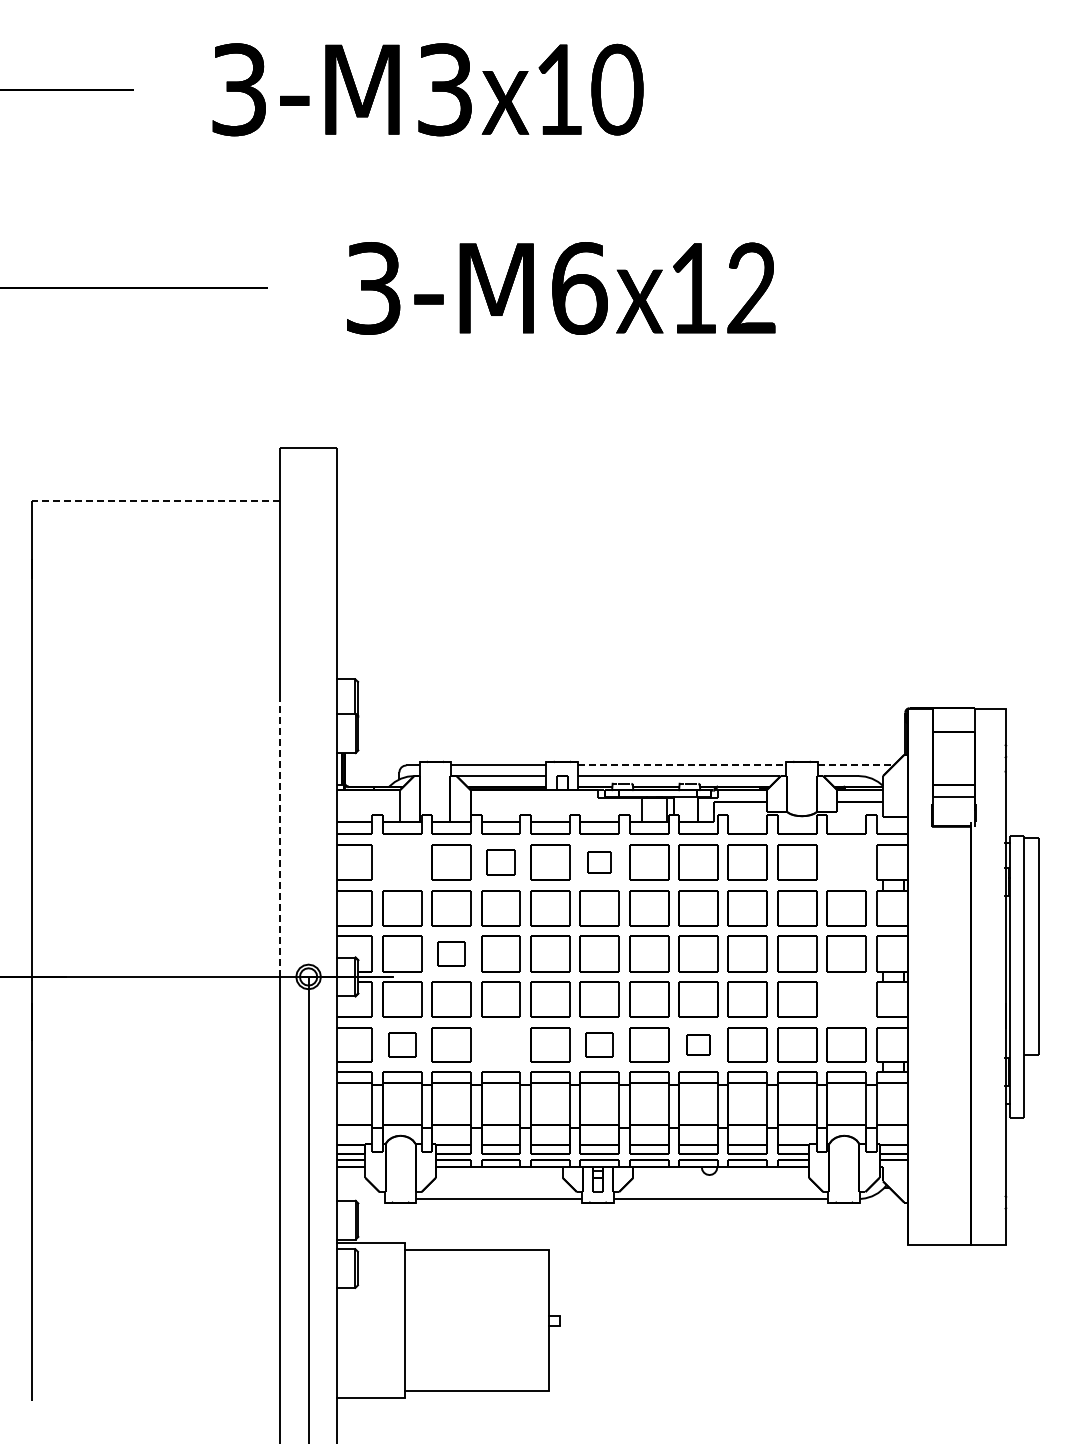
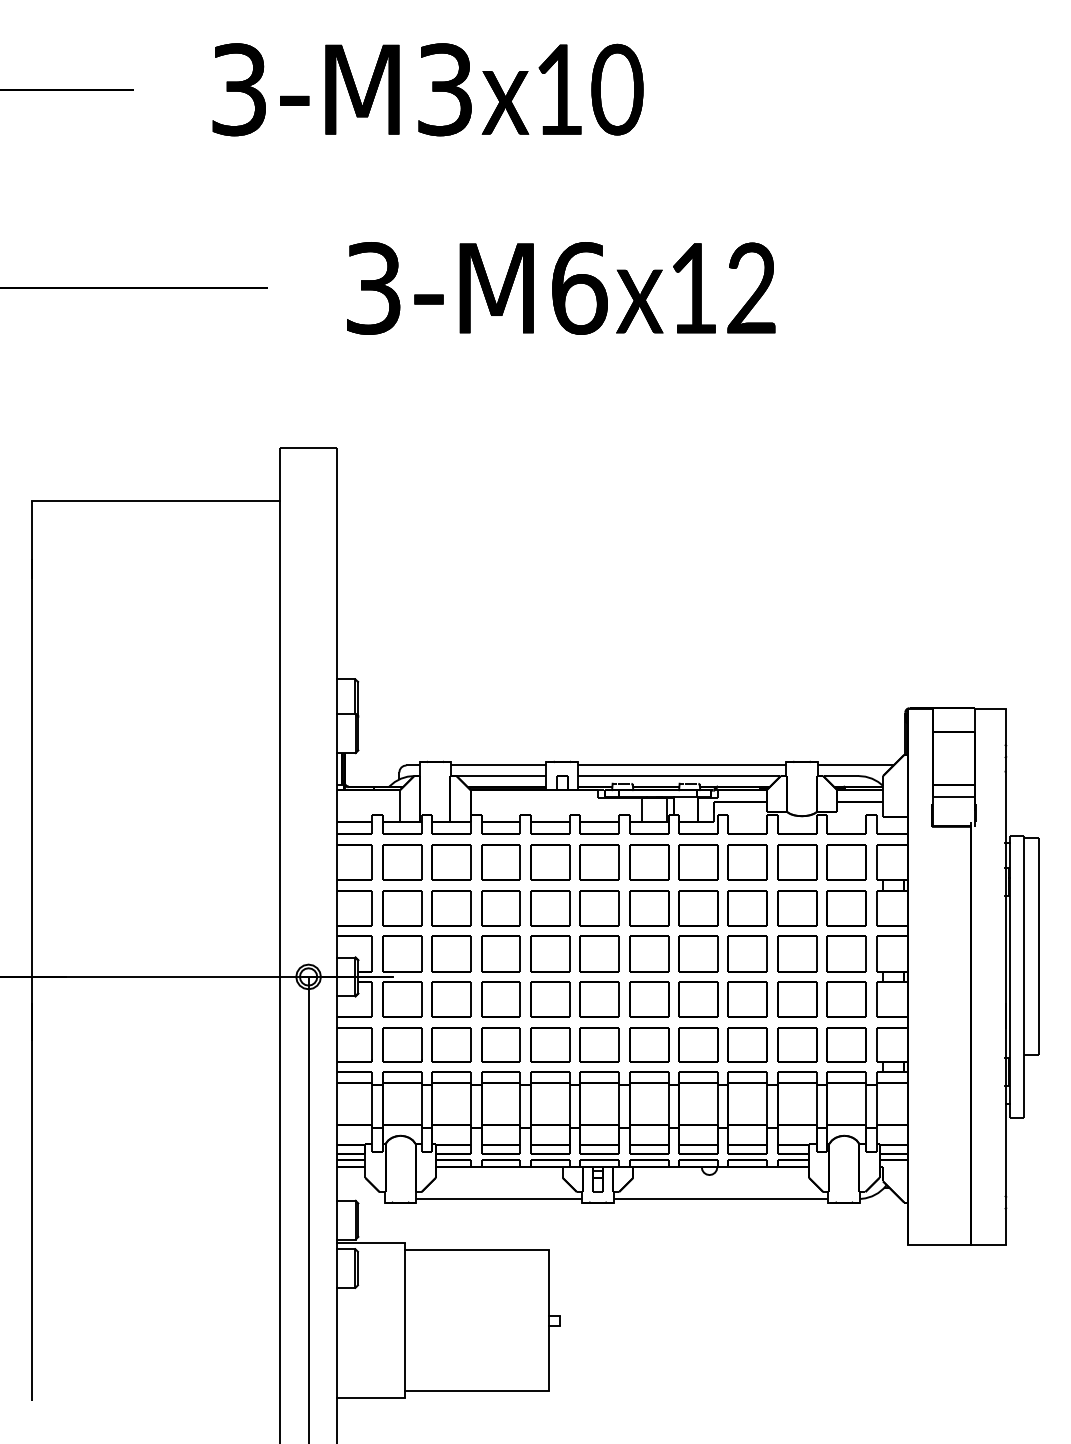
line: dashed -> solid (155, 501)
line: dashed -> solid (682, 765)
line: dashed -> solid (855, 765)
line: dashed -> solid (280, 837)
part: none -> present (402, 862)
part size: 30x27 px -> 40x37 px (500, 862)
part size: 25x23 px -> 41x37 px (599, 862)
part: none -> present (846, 862)
part size: 29x26 px -> 41x38 px (451, 953)
part: none -> present (846, 999)
part size: 29x26 px -> 41x36 px (402, 1044)
part: none -> present (500, 1044)
part size: 29x26 px -> 41x36 px (599, 1044)
part size: 25x22 px -> 41x36 px (698, 1044)
